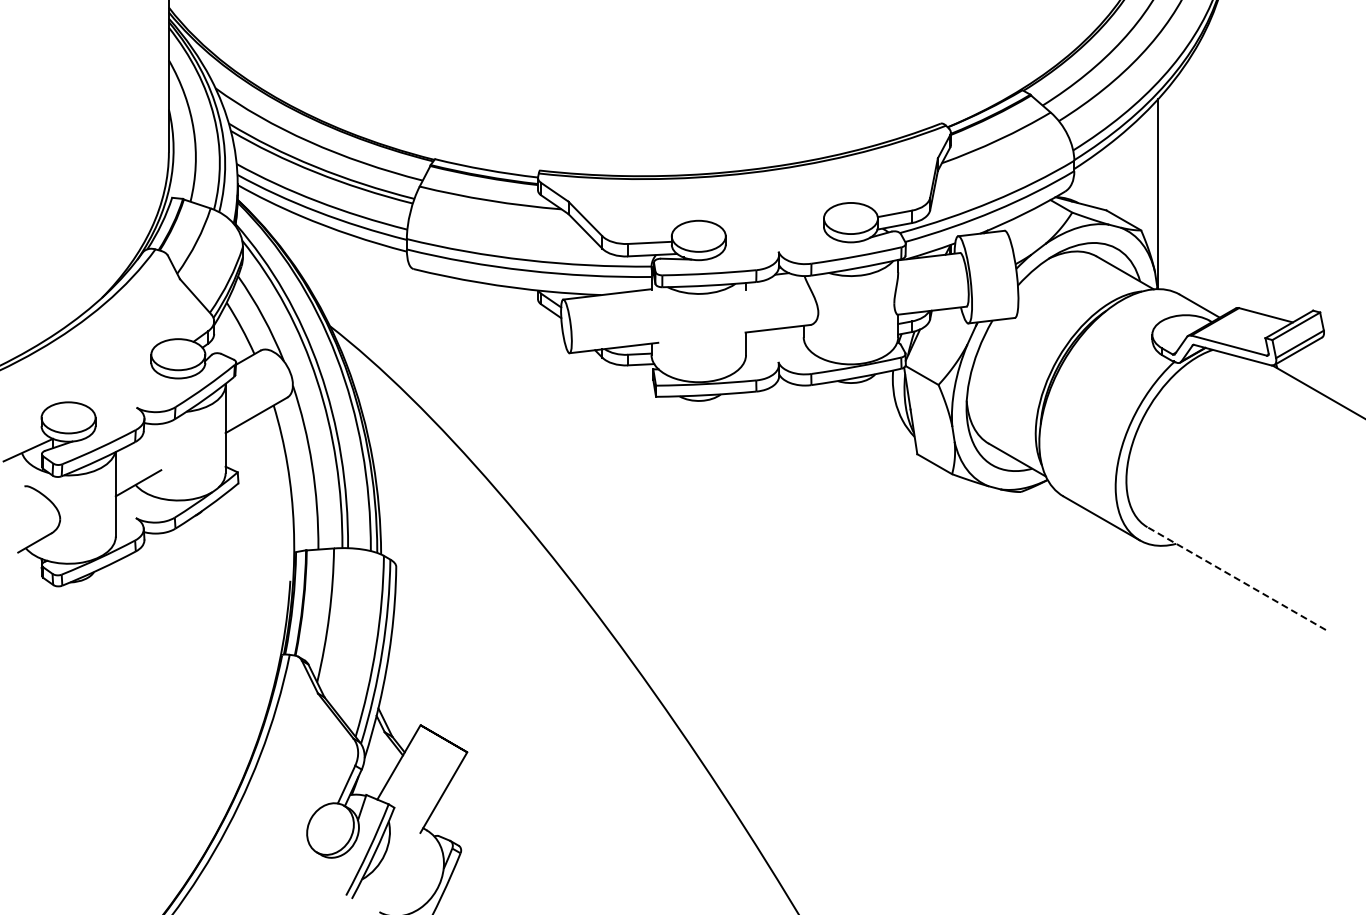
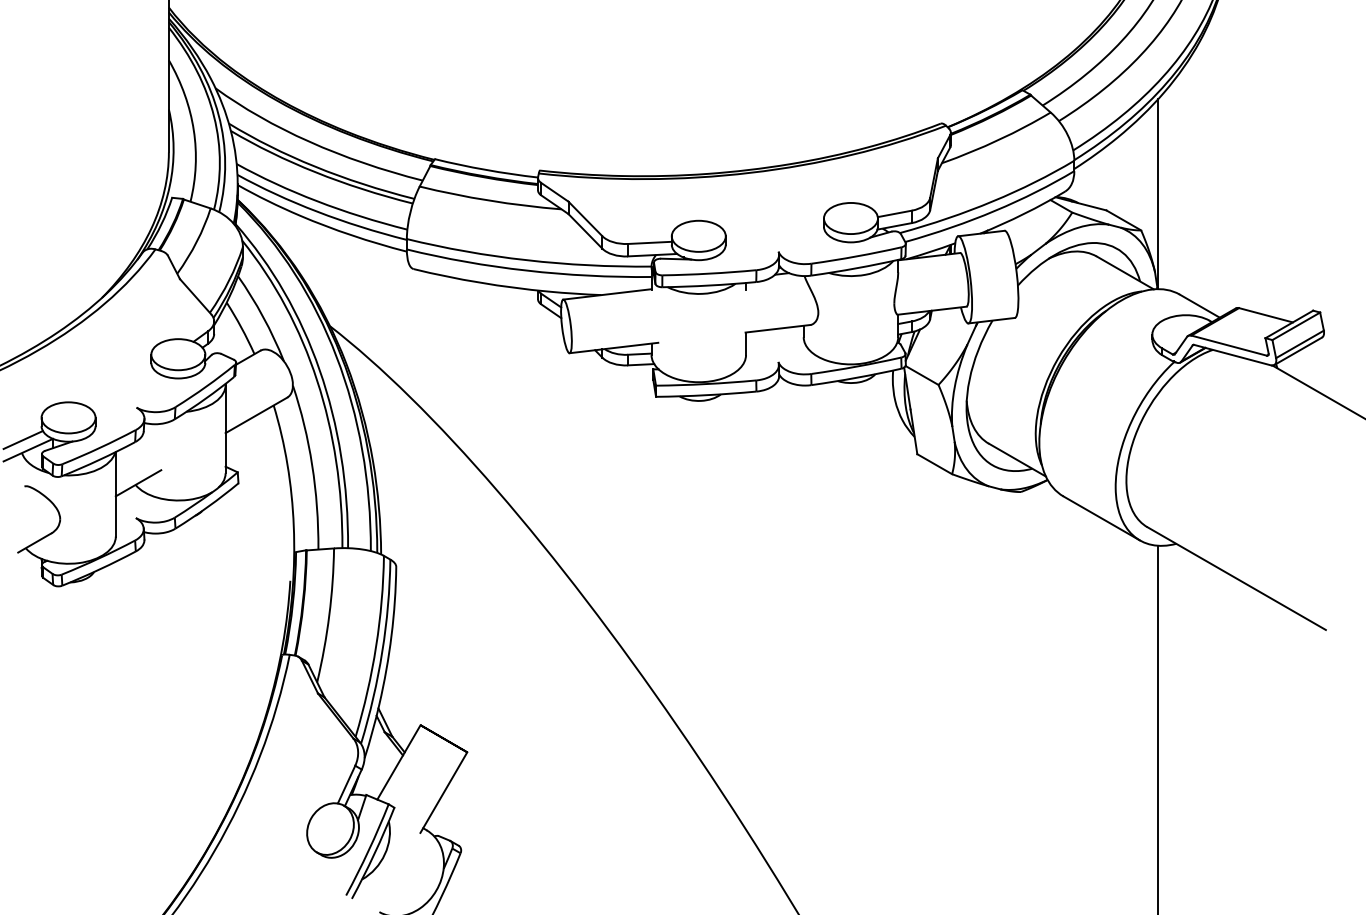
line: none -> present (22, 440)
line: dashed -> solid (1236, 578)
line: none -> present (1158, 728)
